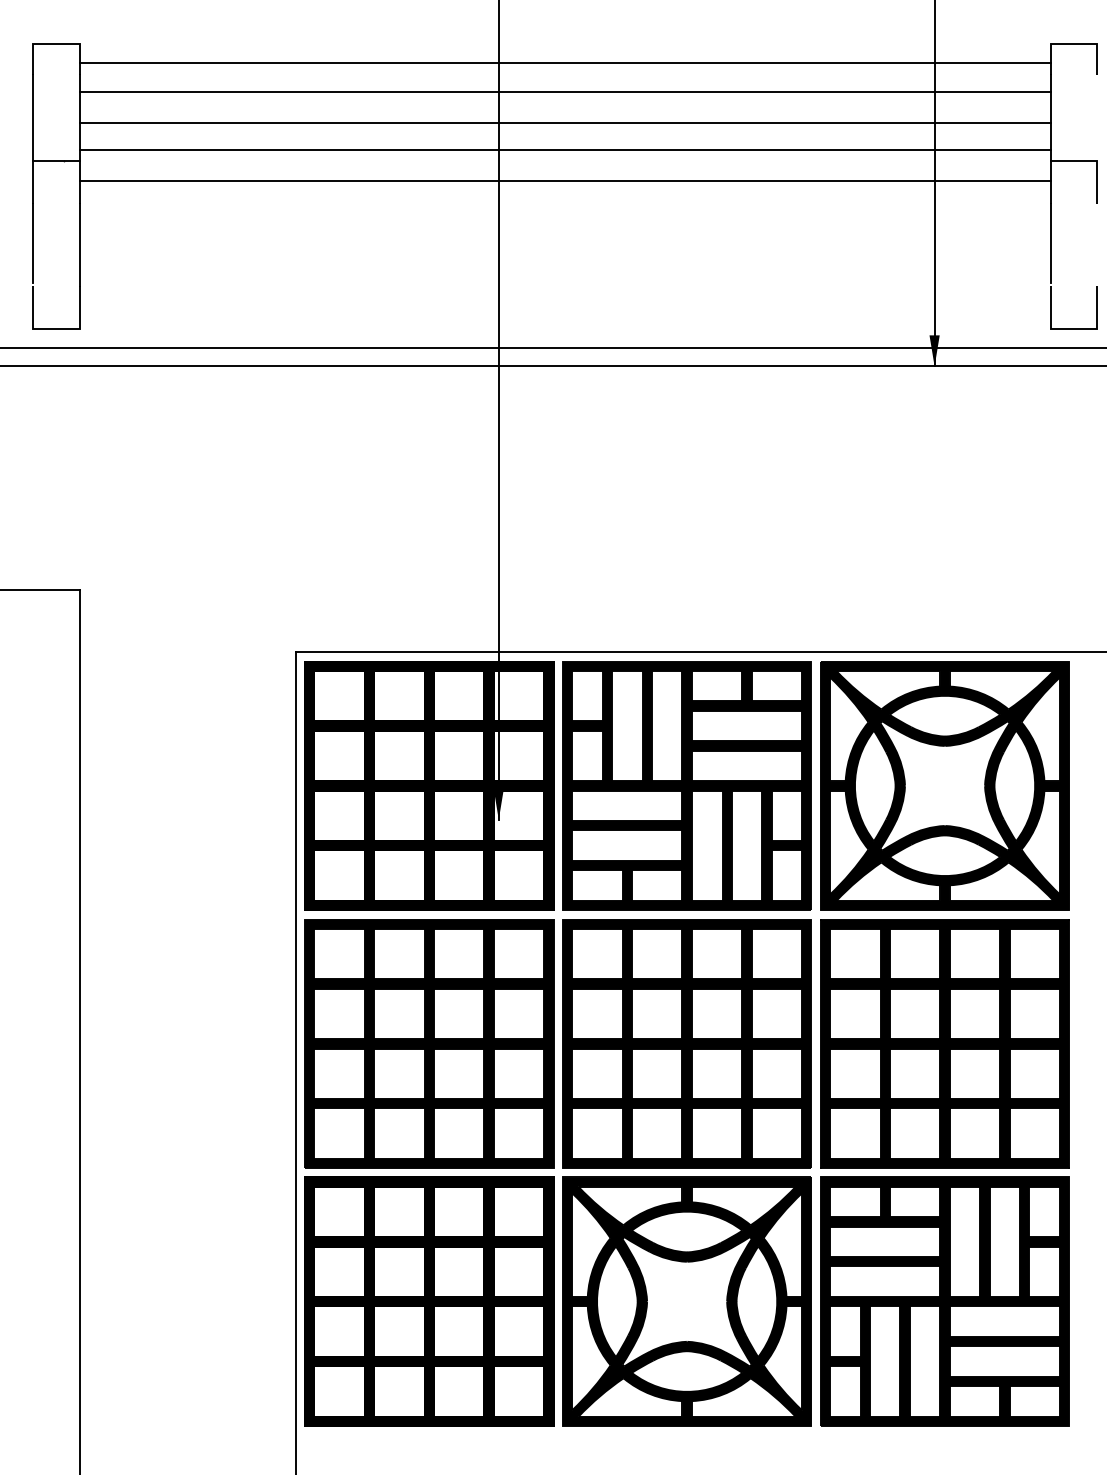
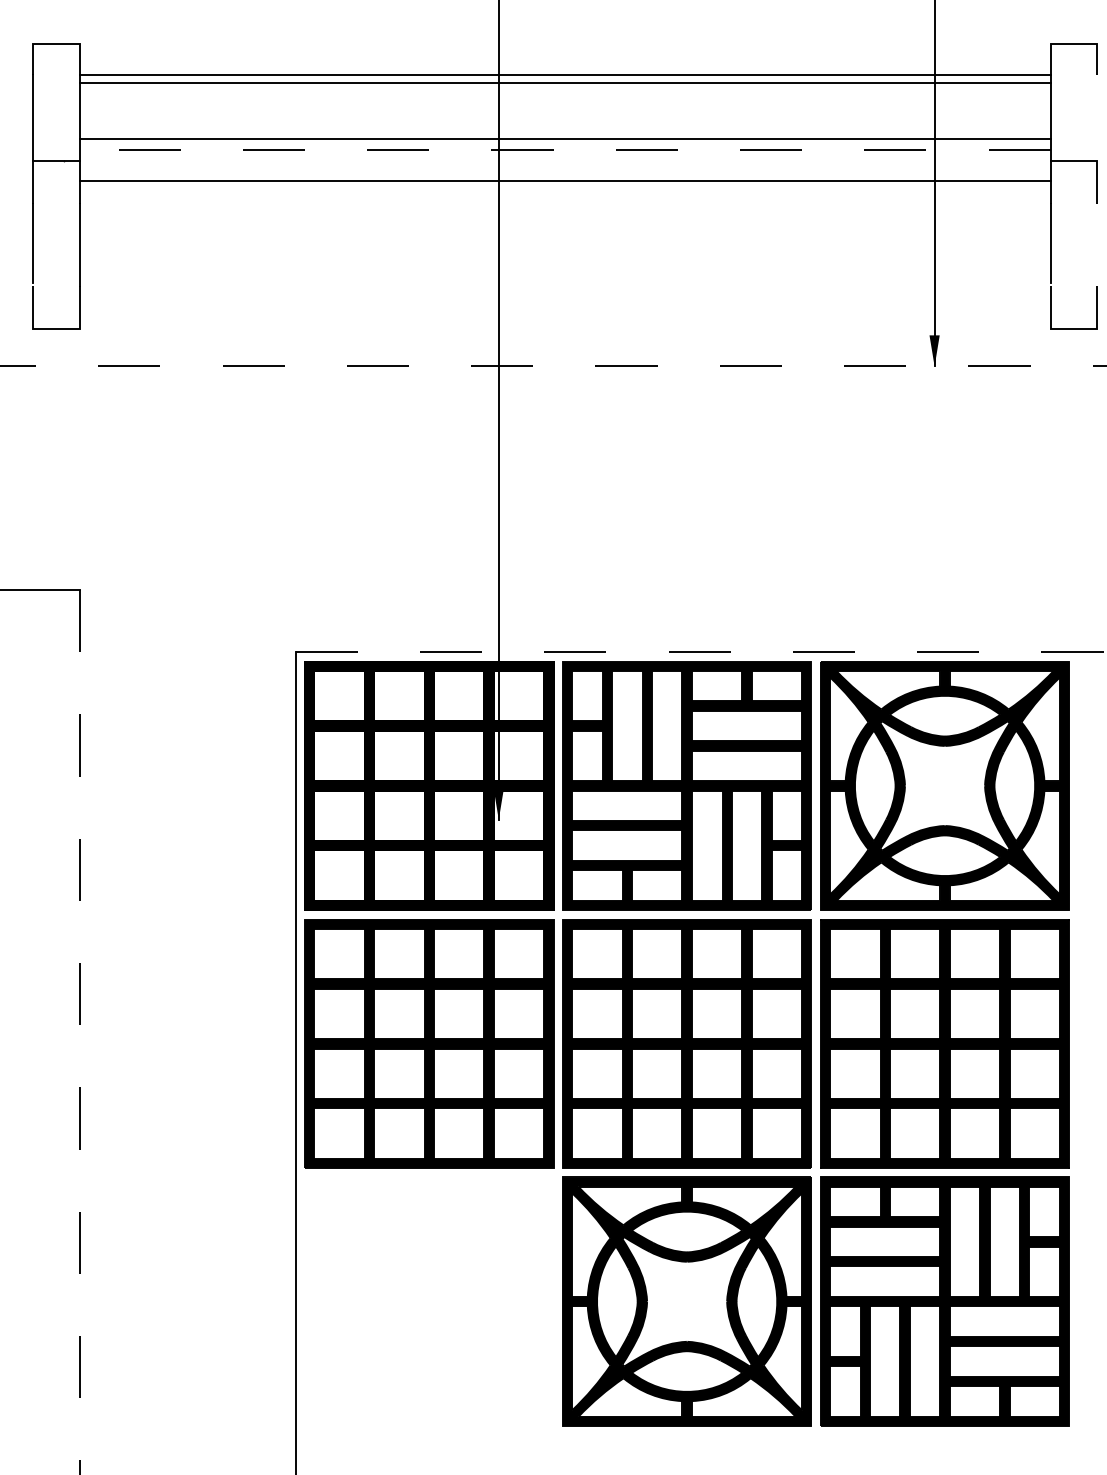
line position: (564, 63) -> (564, 75) (564, 75)
line position: (564, 92) -> (564, 83) (564, 83)
line position: (564, 123) -> (564, 139) (564, 139)
line: solid -> dashed (565, 150)
line: present -> none (552, 347)
line: solid -> dashed (553, 366)
line: solid -> dashed (701, 652)
line: solid -> dashed (79, 1032)
part: present -> none (429, 1301)
